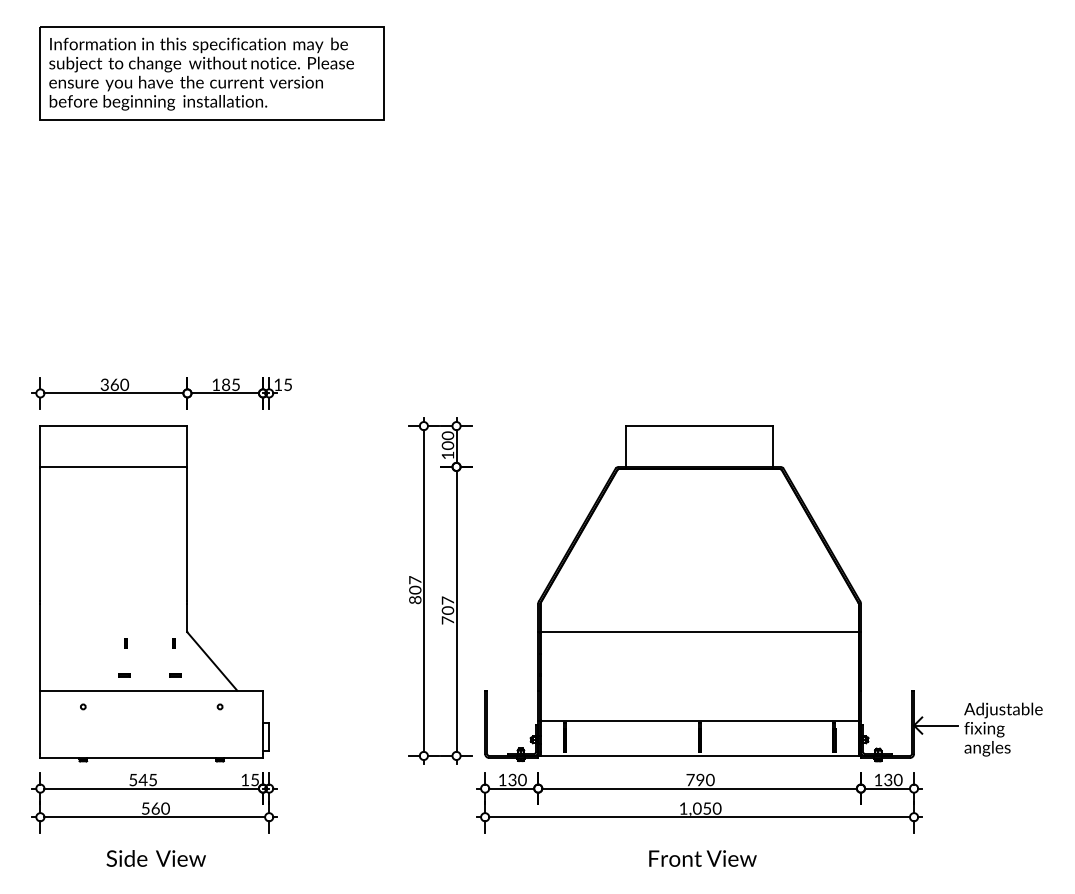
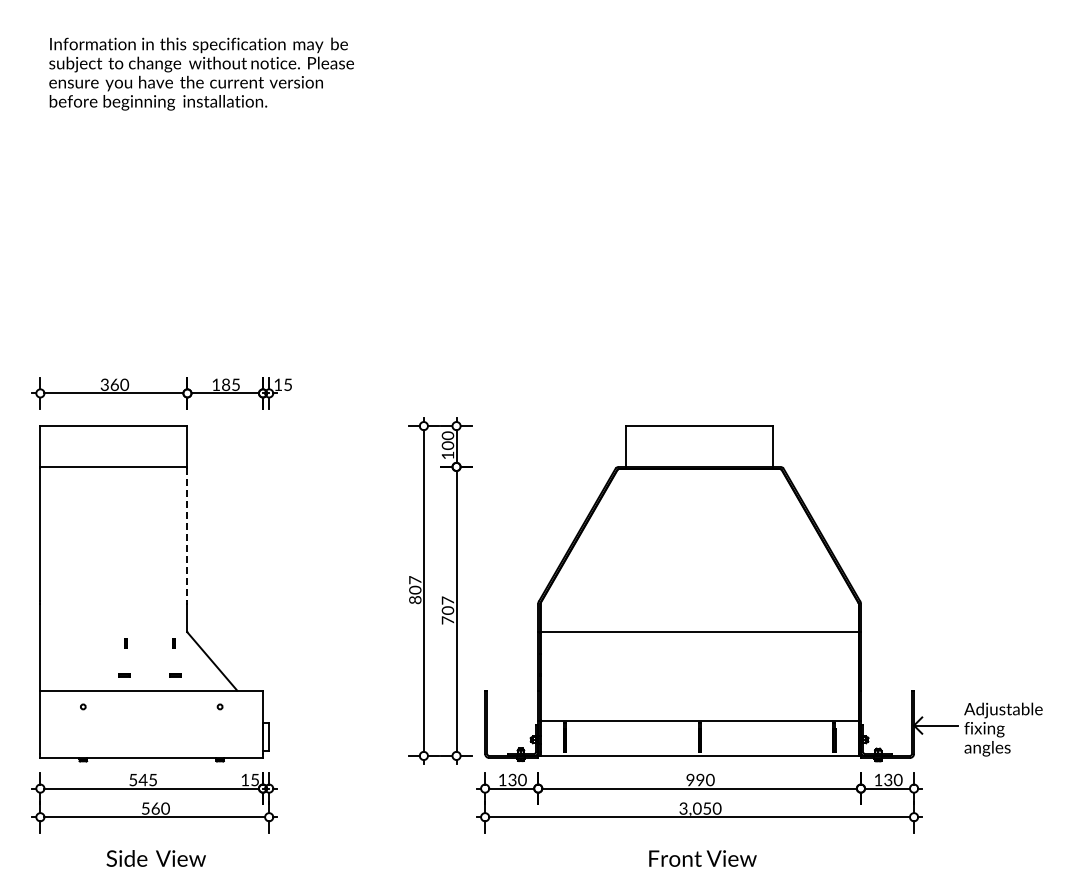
part: present -> none (211, 73)
line: solid -> dashed (187, 535)
text: 790 -> 990 (690, 779)
text: 1,050 -> 3,050 (683, 808)
